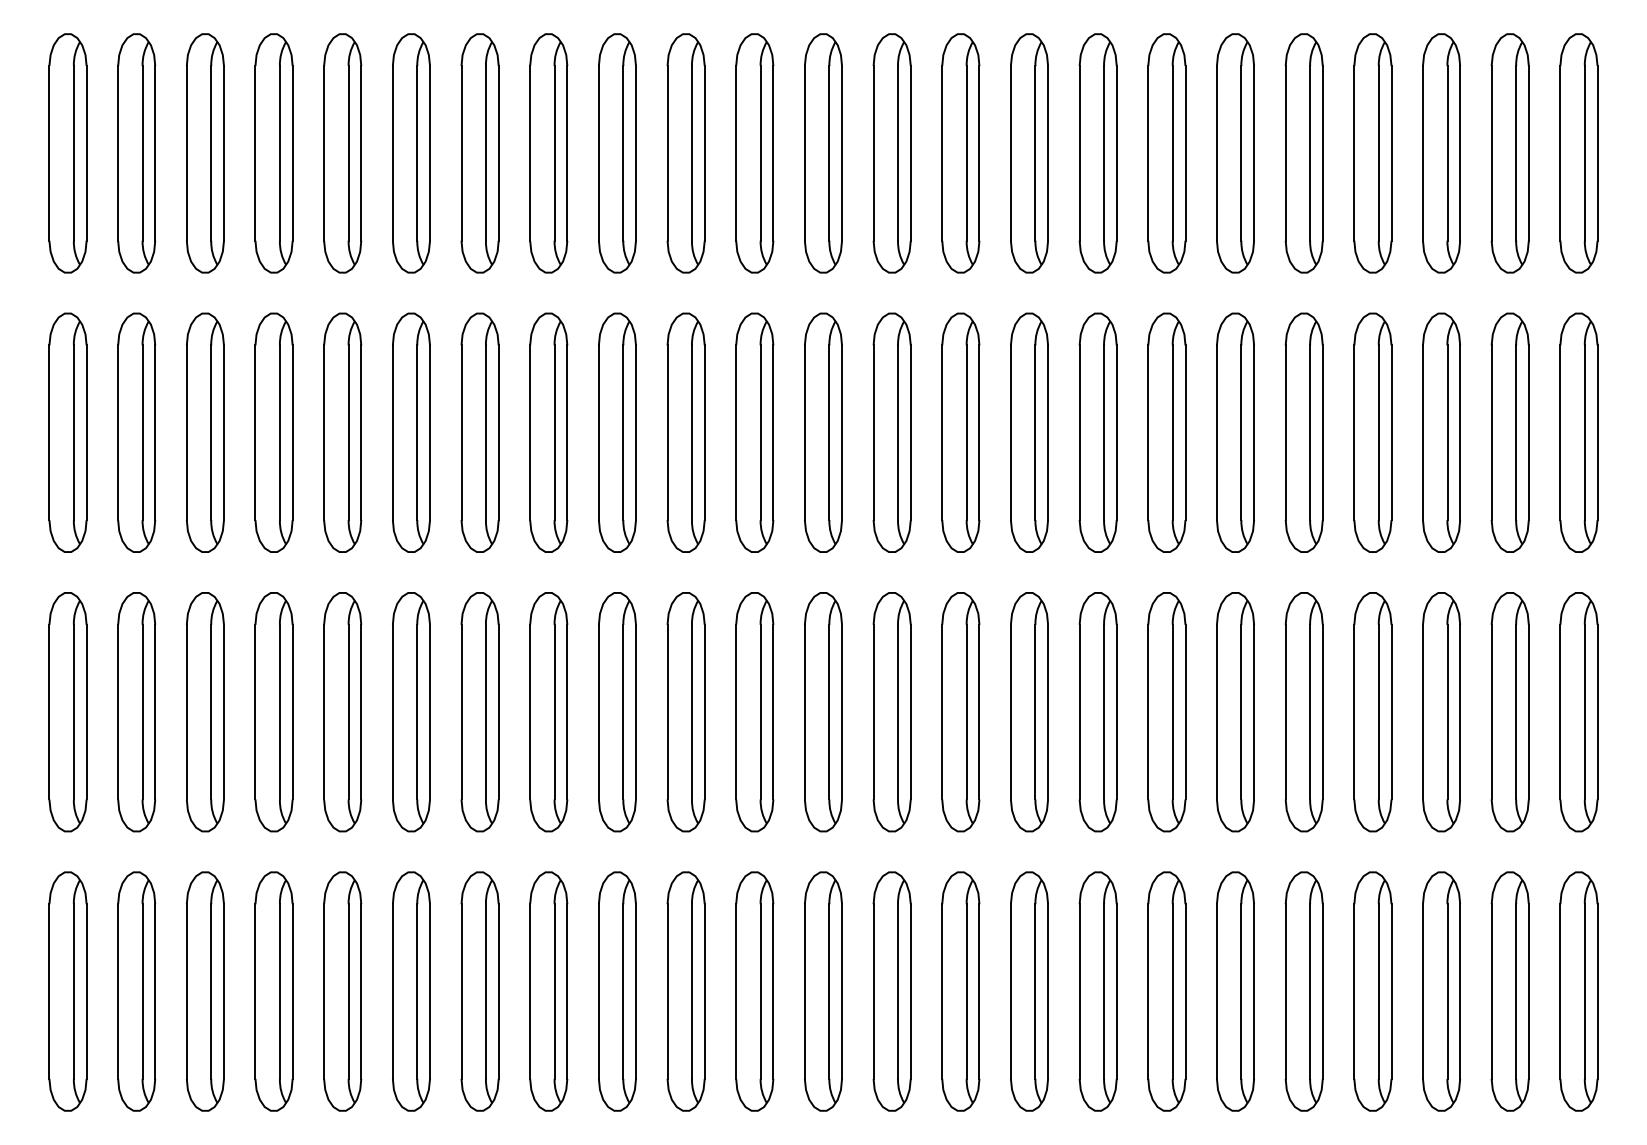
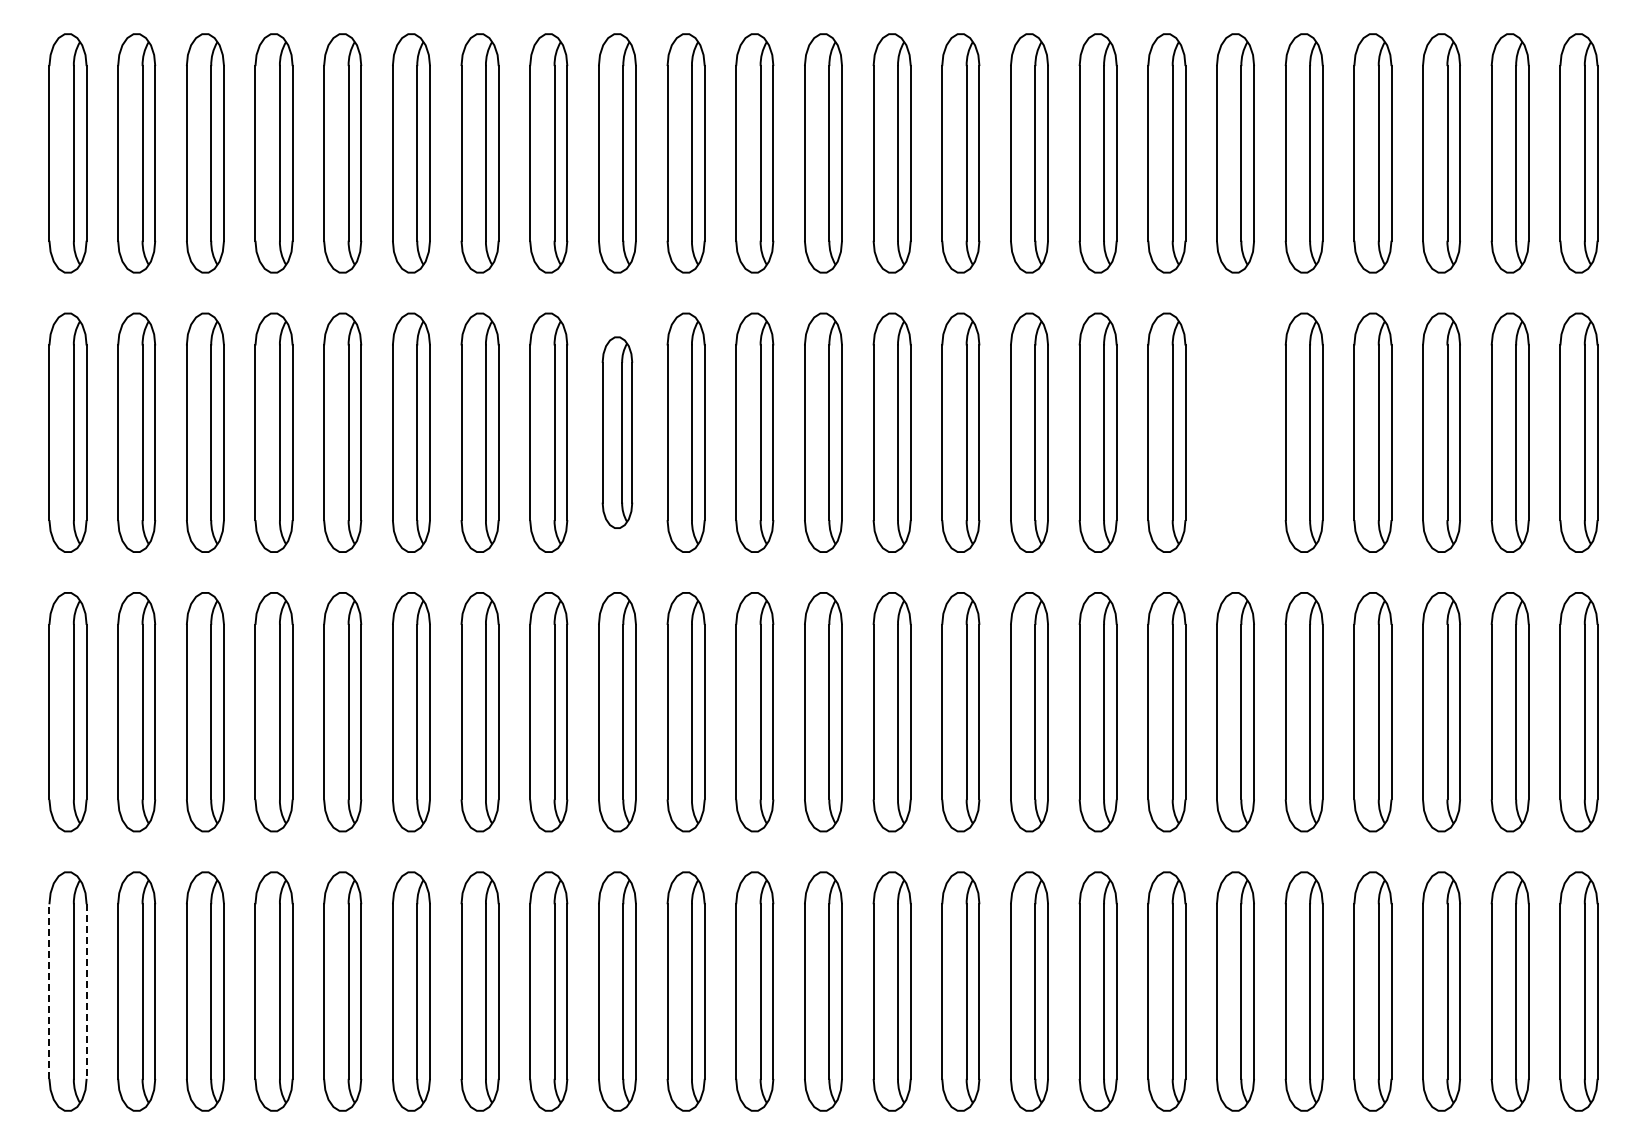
part size: 39x241 px -> 33x193 px (617, 432)
part: present -> none (1235, 432)
line: solid -> dashed (49, 991)
line: solid -> dashed (86, 992)
